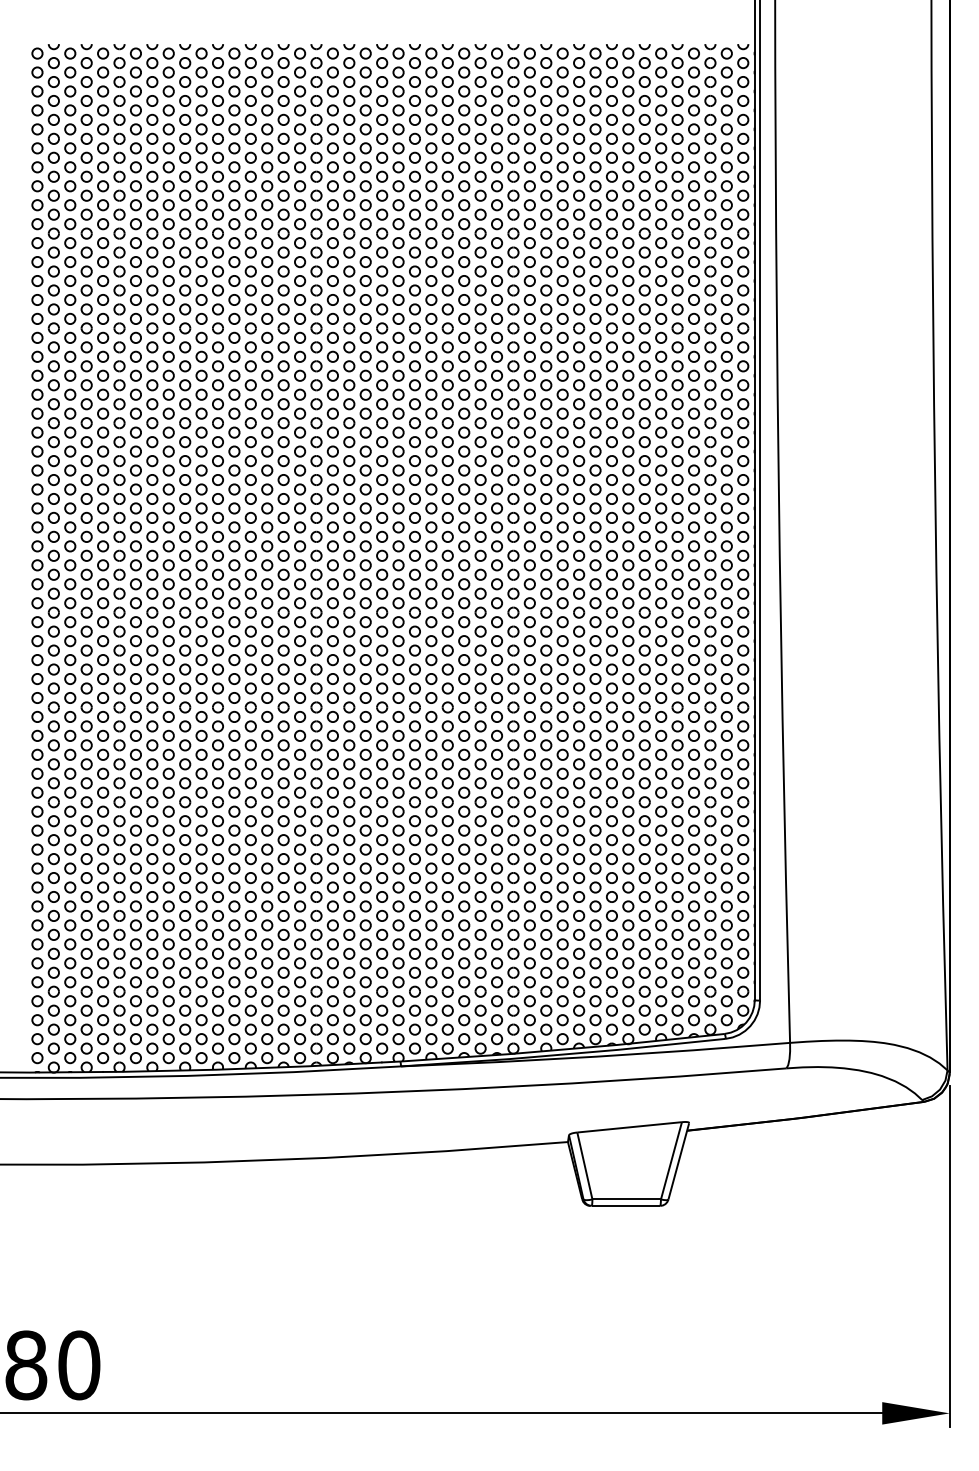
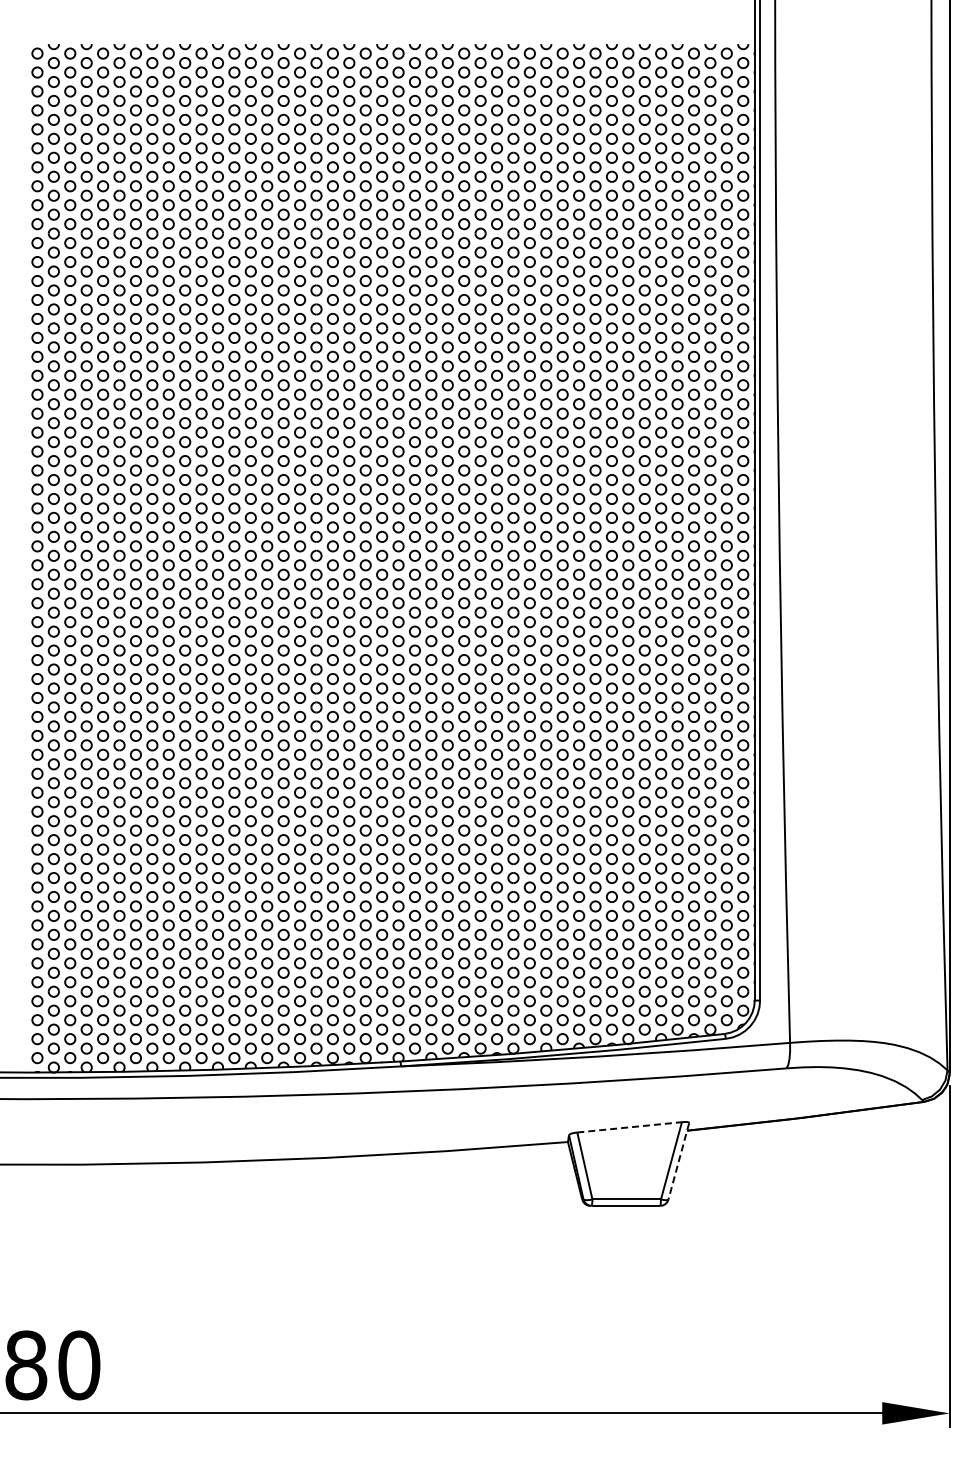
line: solid -> dashed (629, 1127)
line: solid -> dashed (678, 1161)
